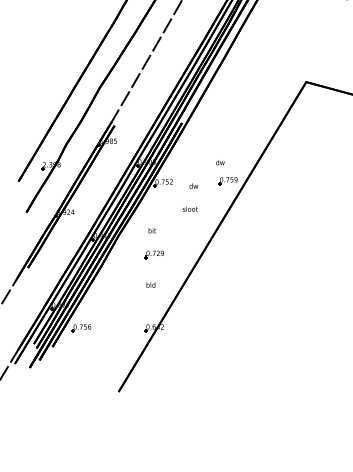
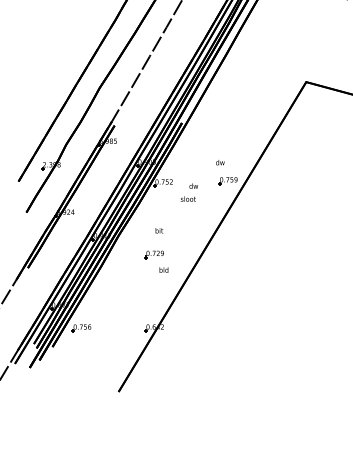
text position: (190, 208) -> (188, 198) (188, 198)
text position: (152, 230) -> (159, 230) (159, 230)
text position: (150, 284) -> (163, 269) (163, 269)
